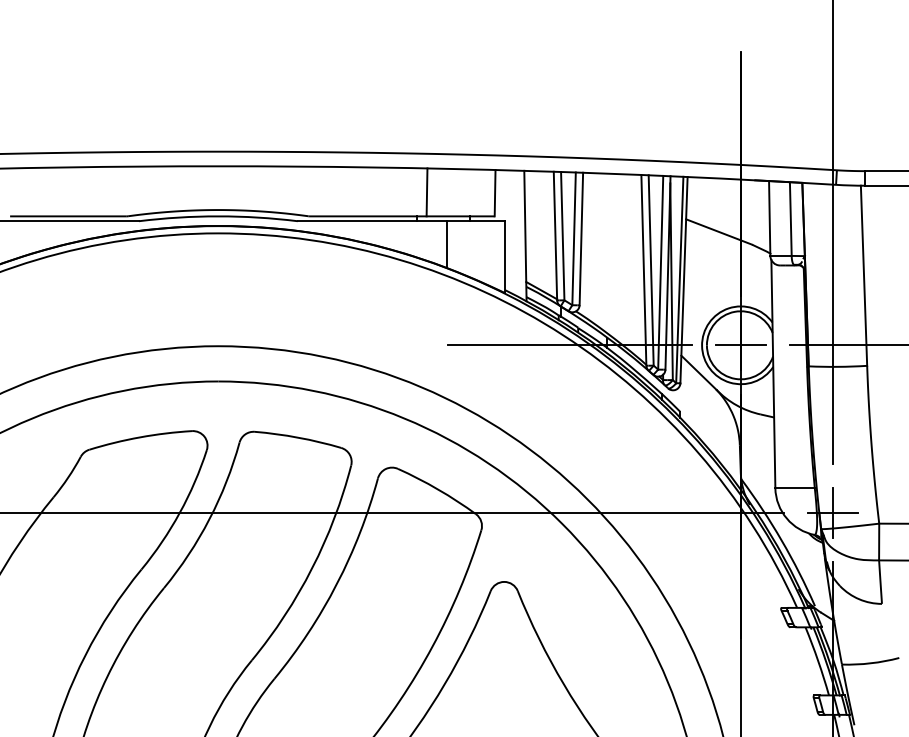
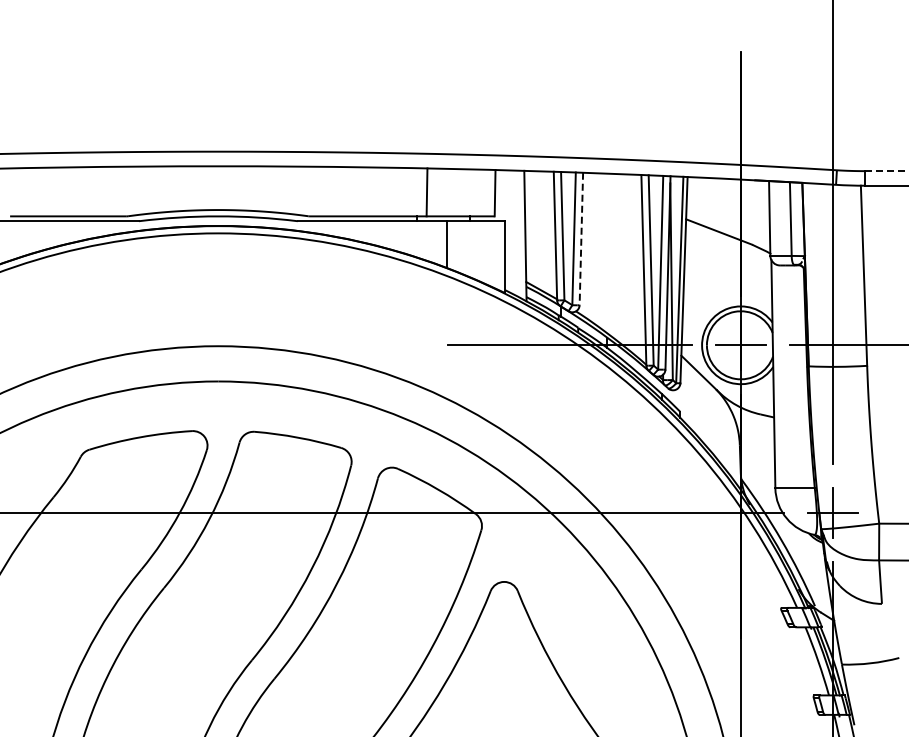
line: solid -> dashed (887, 171)
line: solid -> dashed (581, 239)
